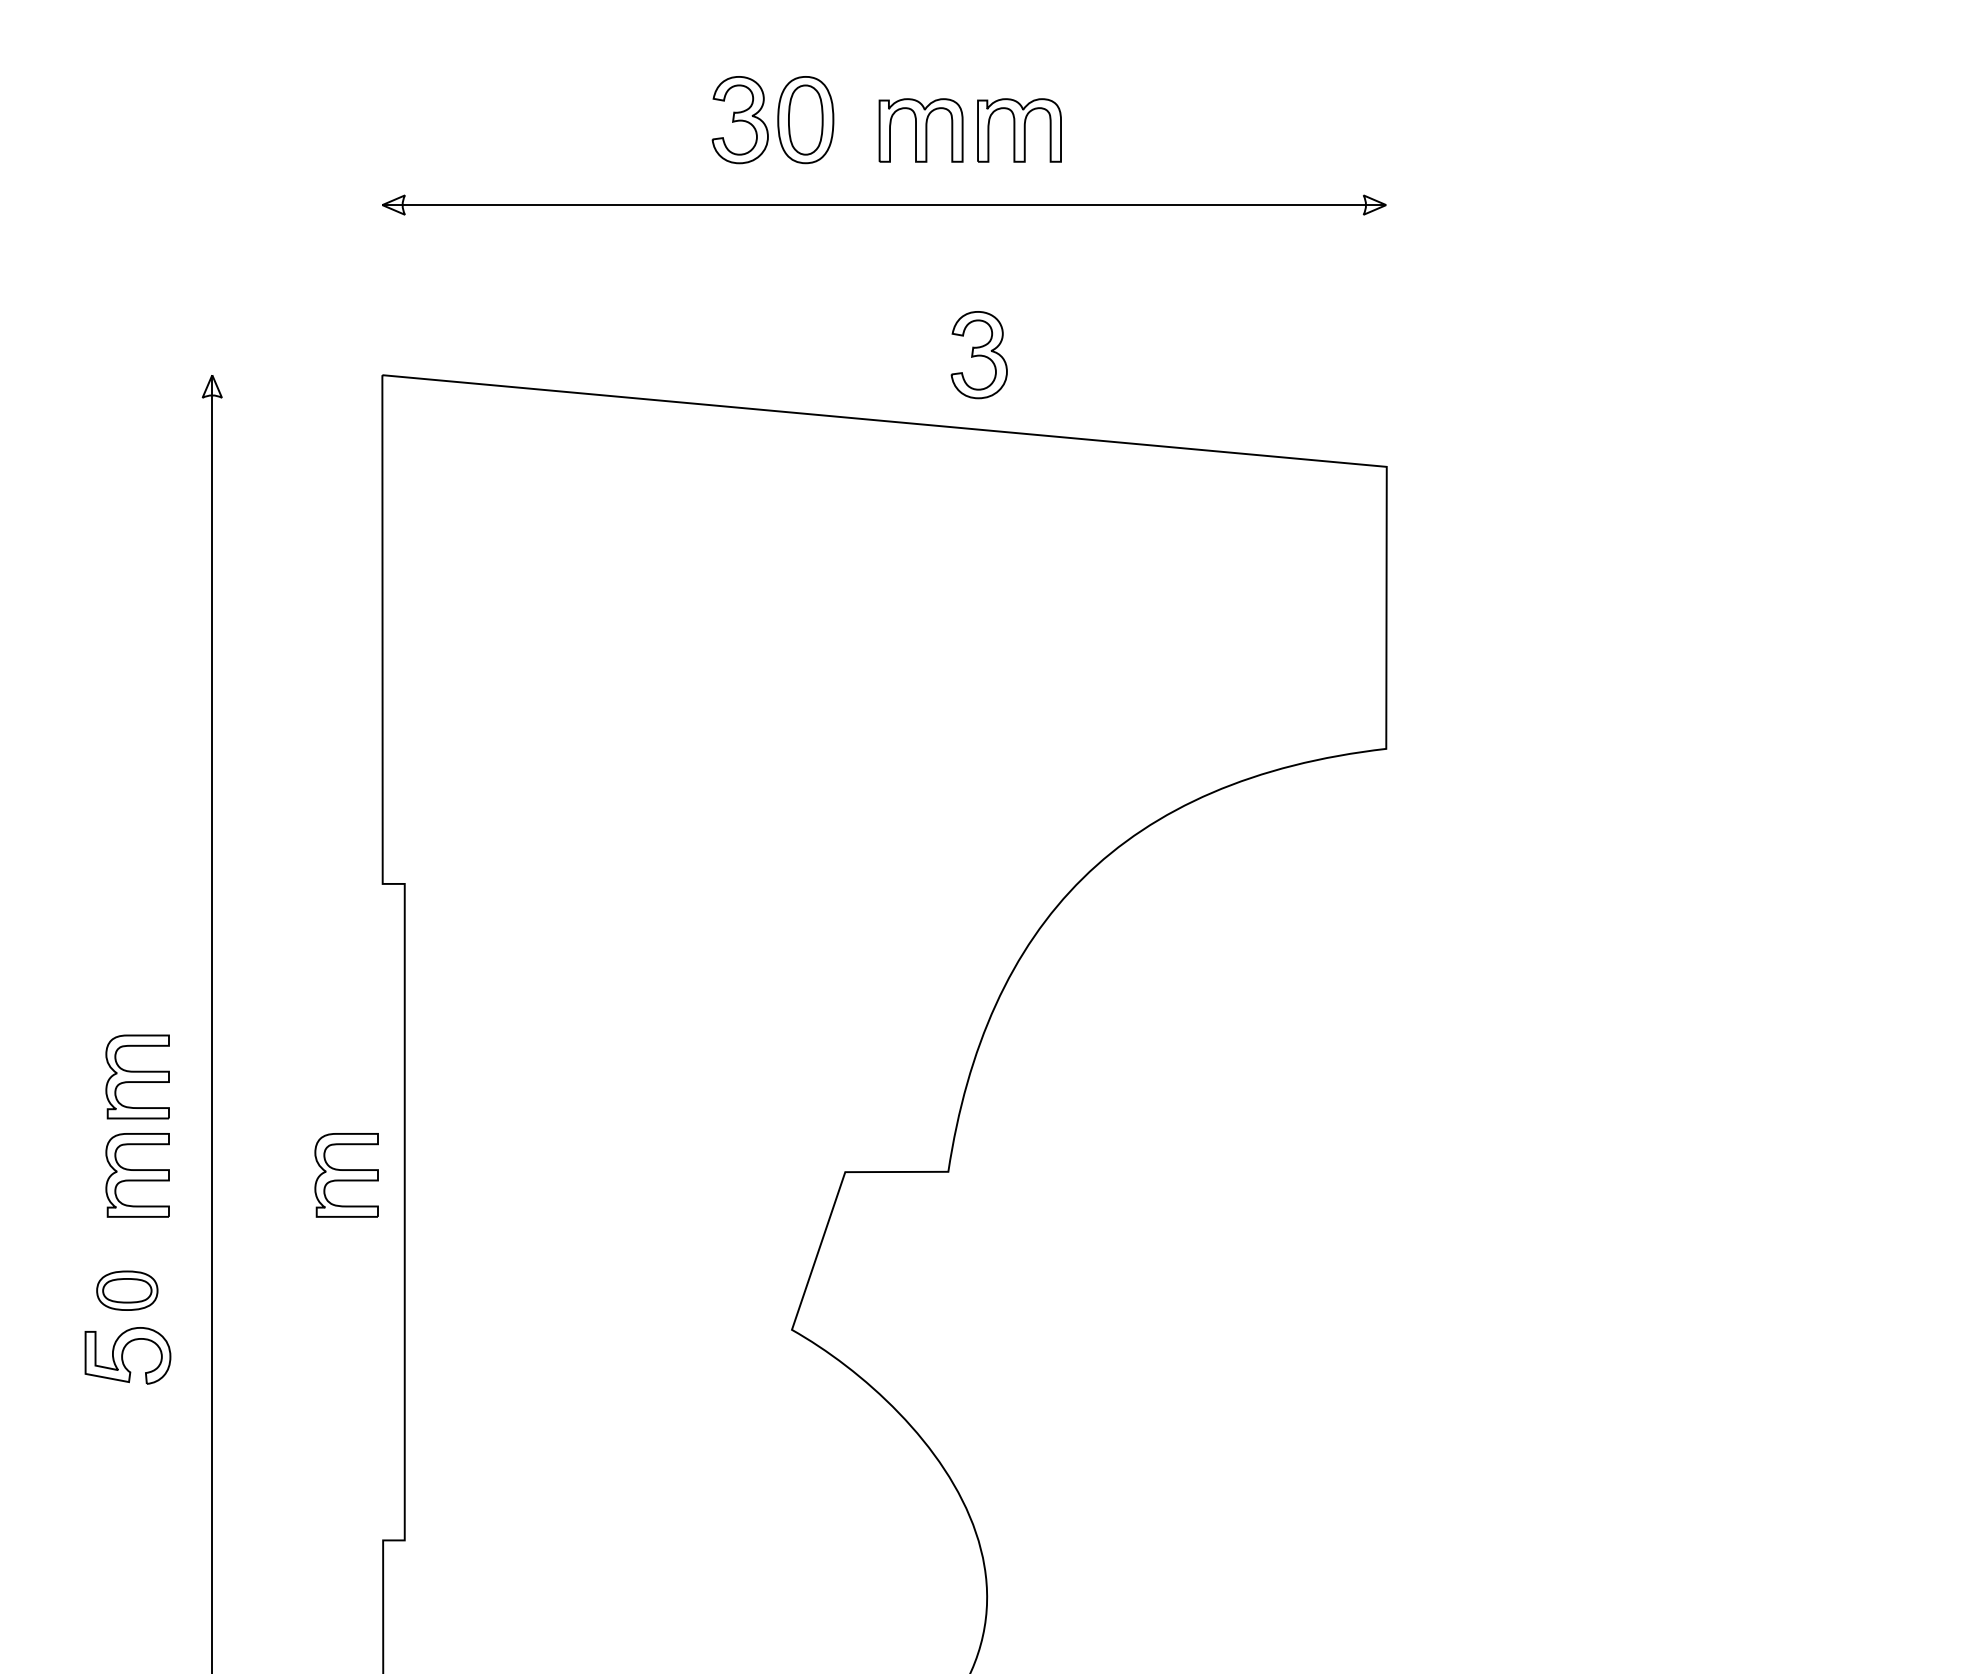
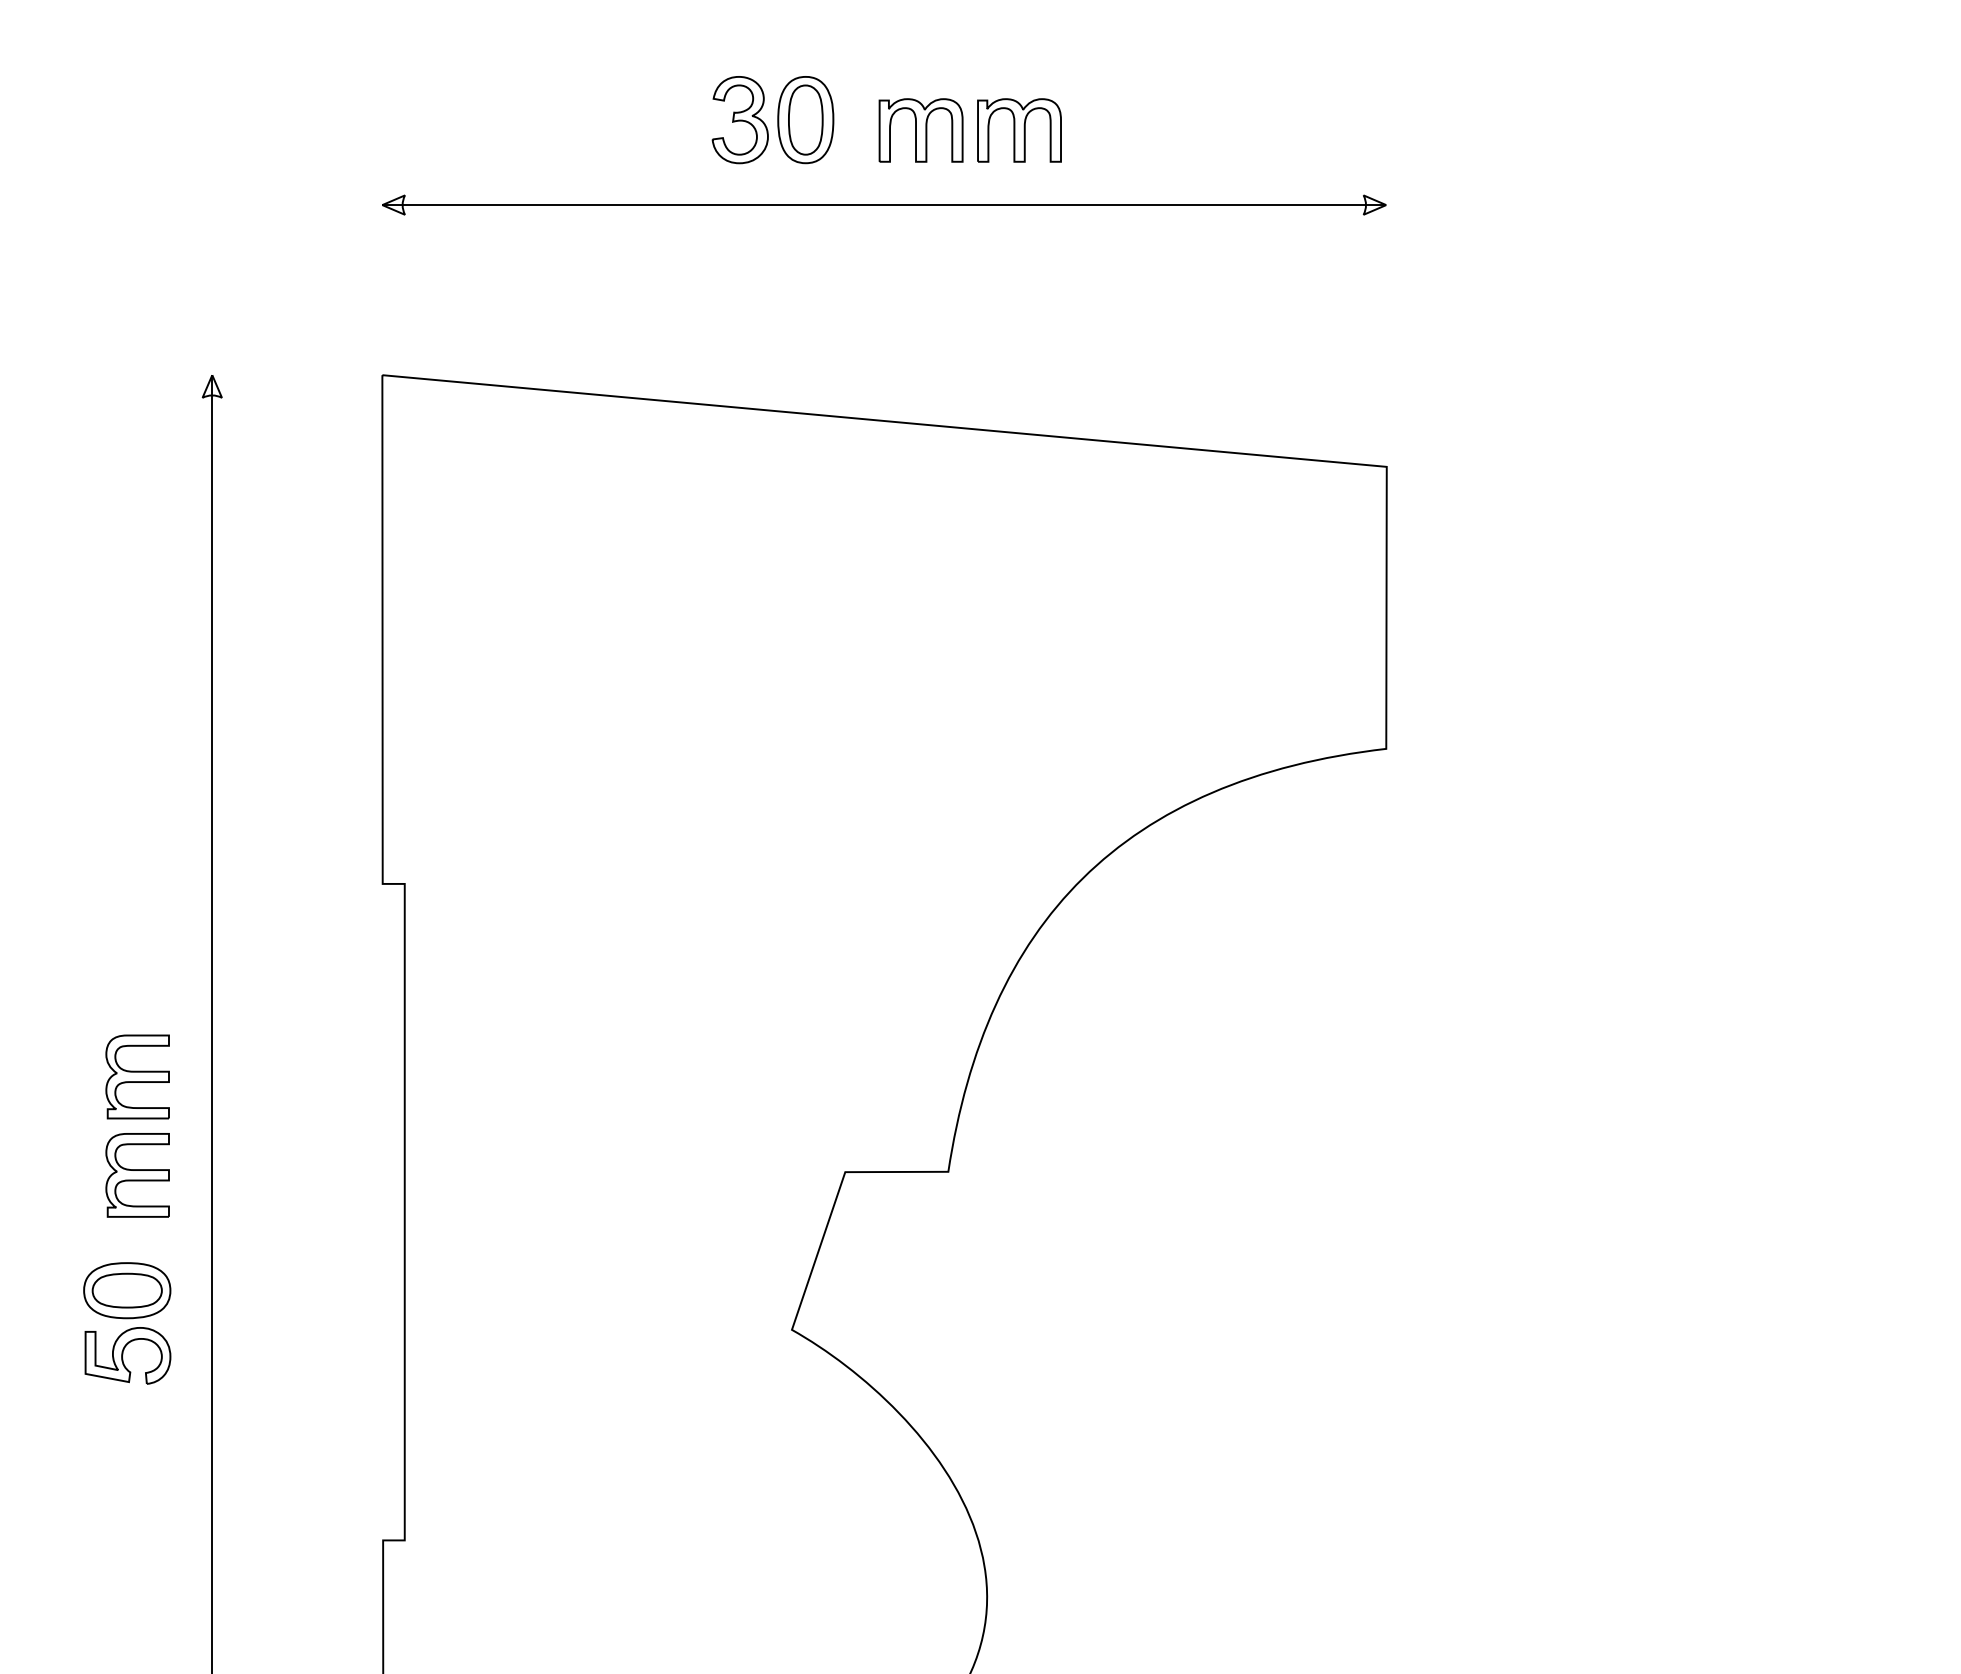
part: present -> none (978, 355)
part: present -> none (346, 1175)
part size: 63x41 px -> 89x58 px (127, 1290)
